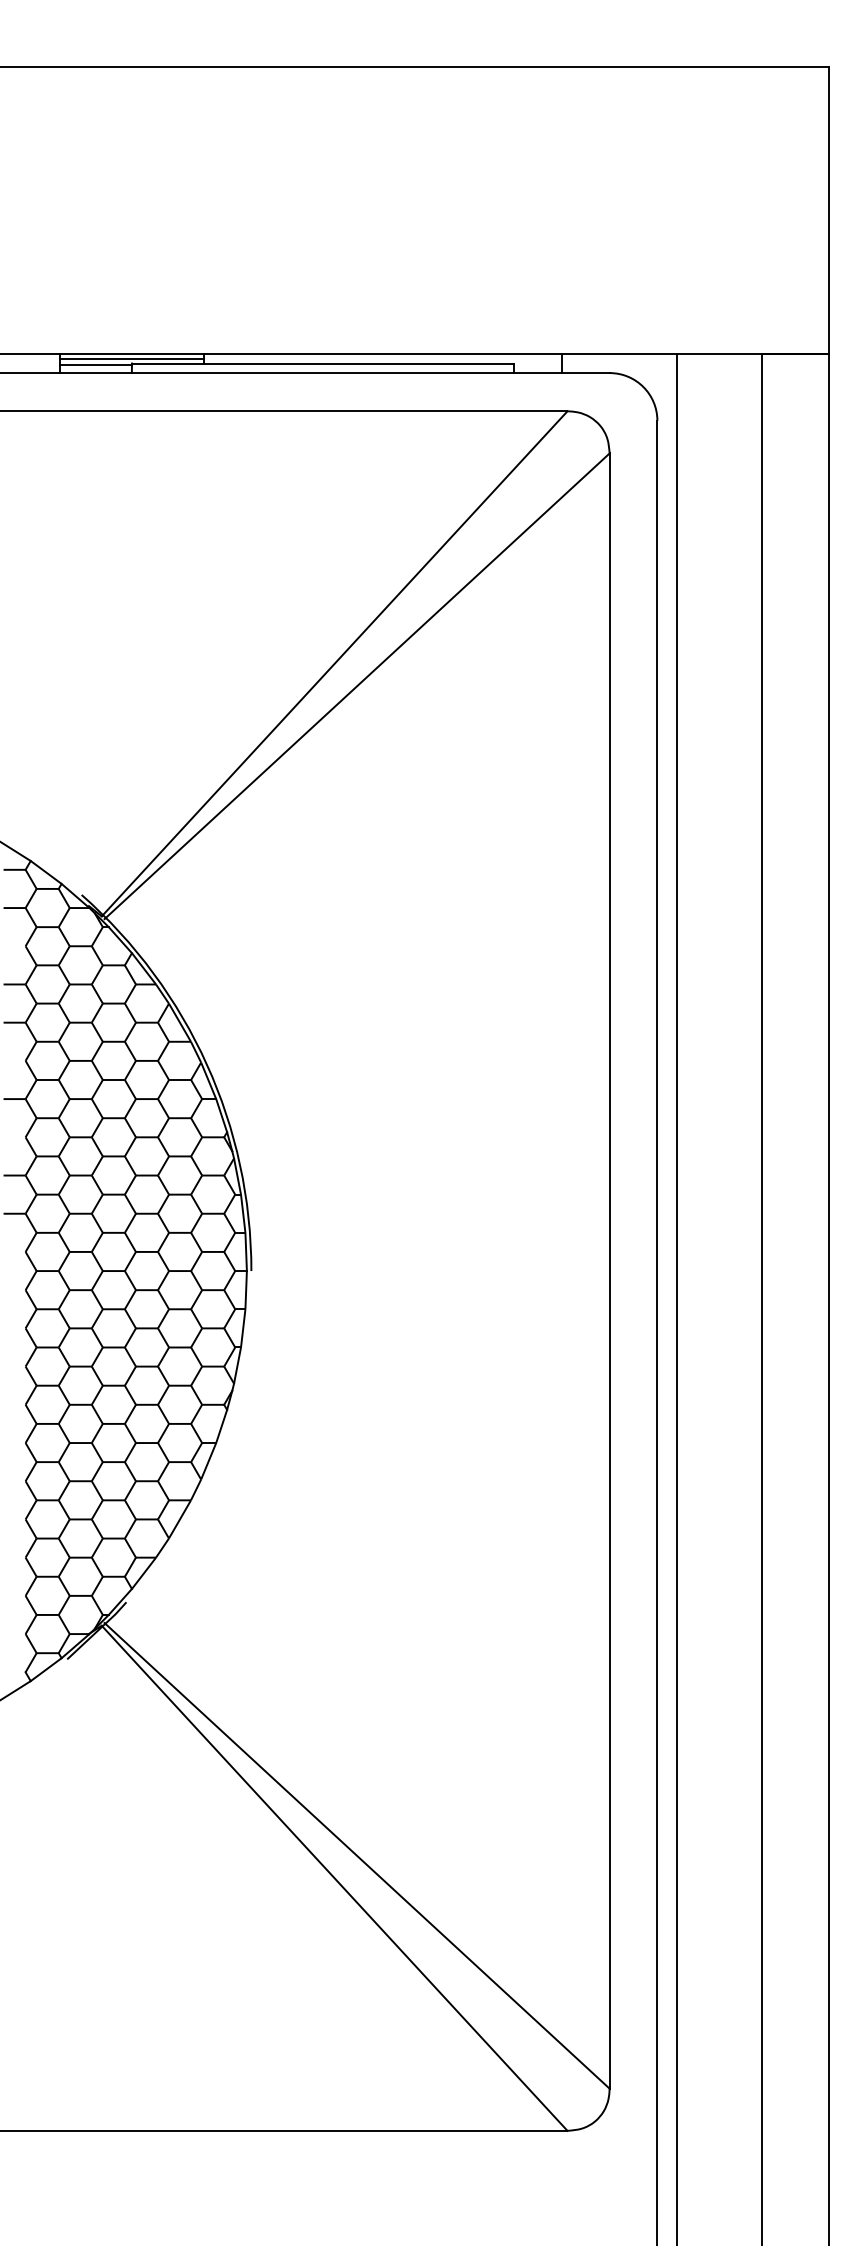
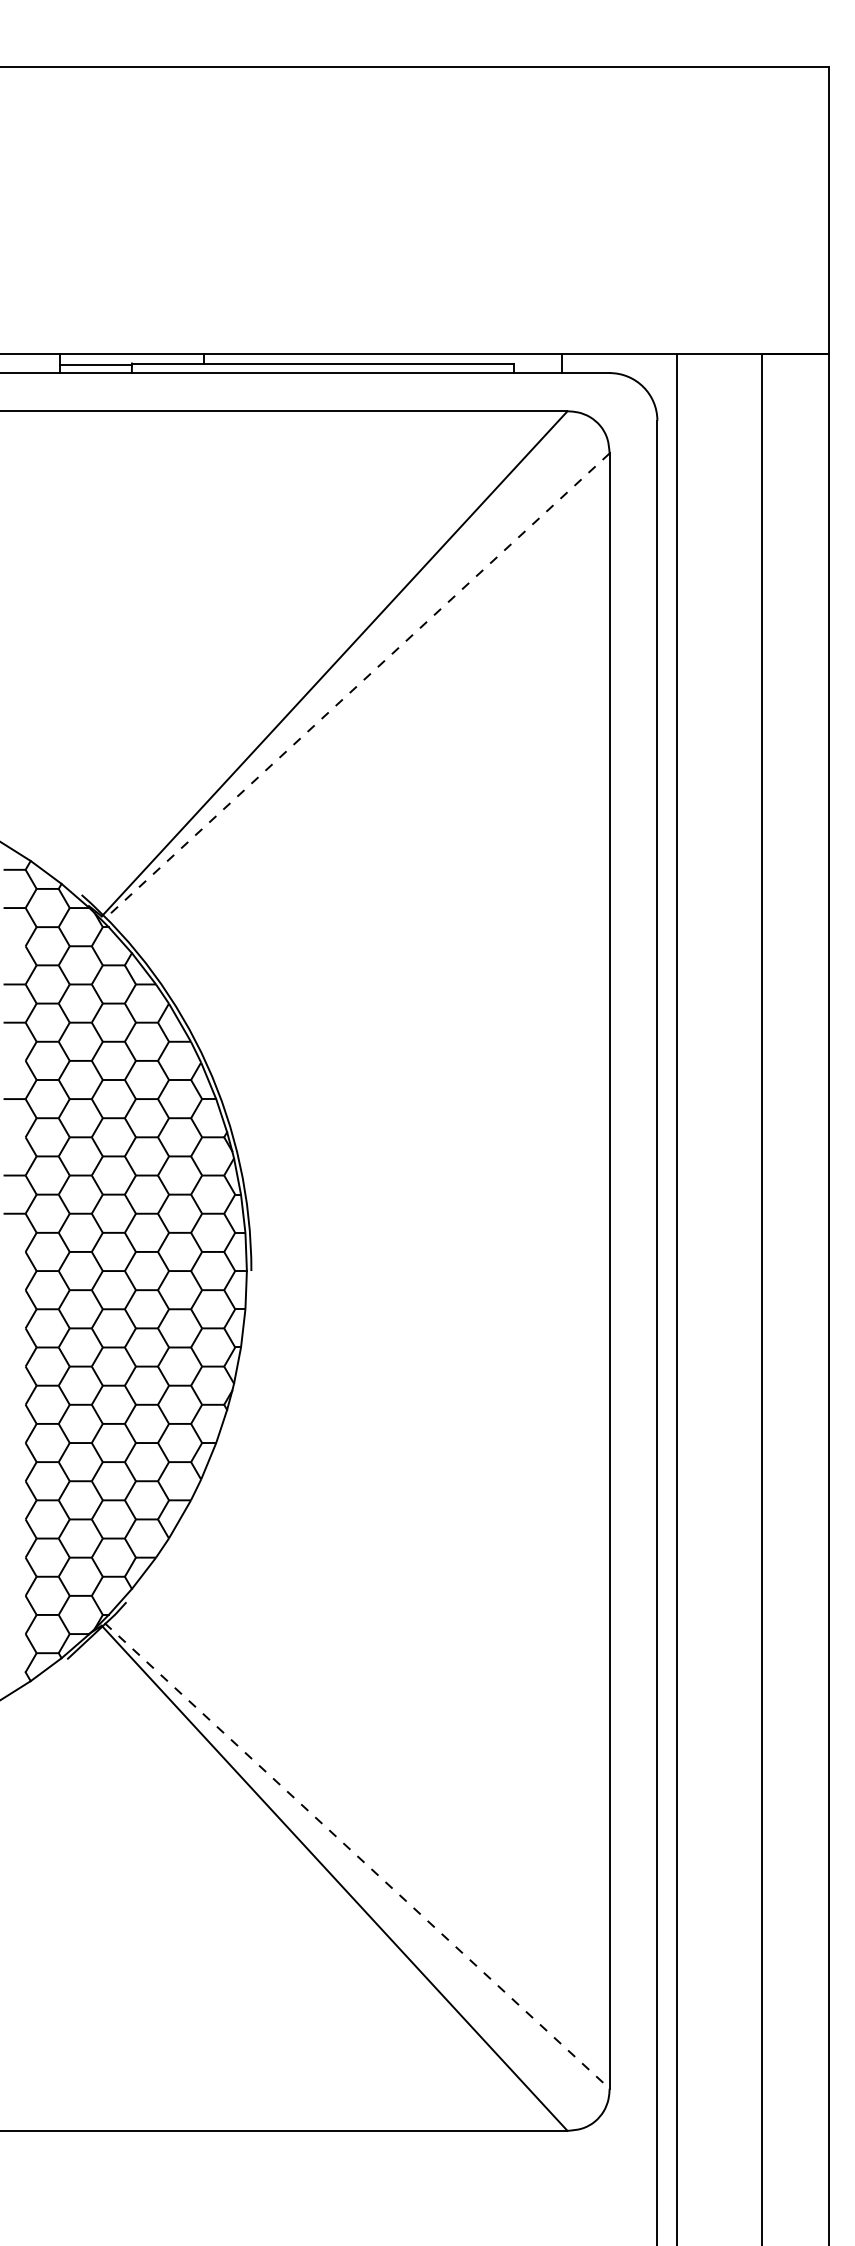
line: present -> none (131, 359)
line: solid -> dashed (356, 686)
line: solid -> dashed (357, 1856)
